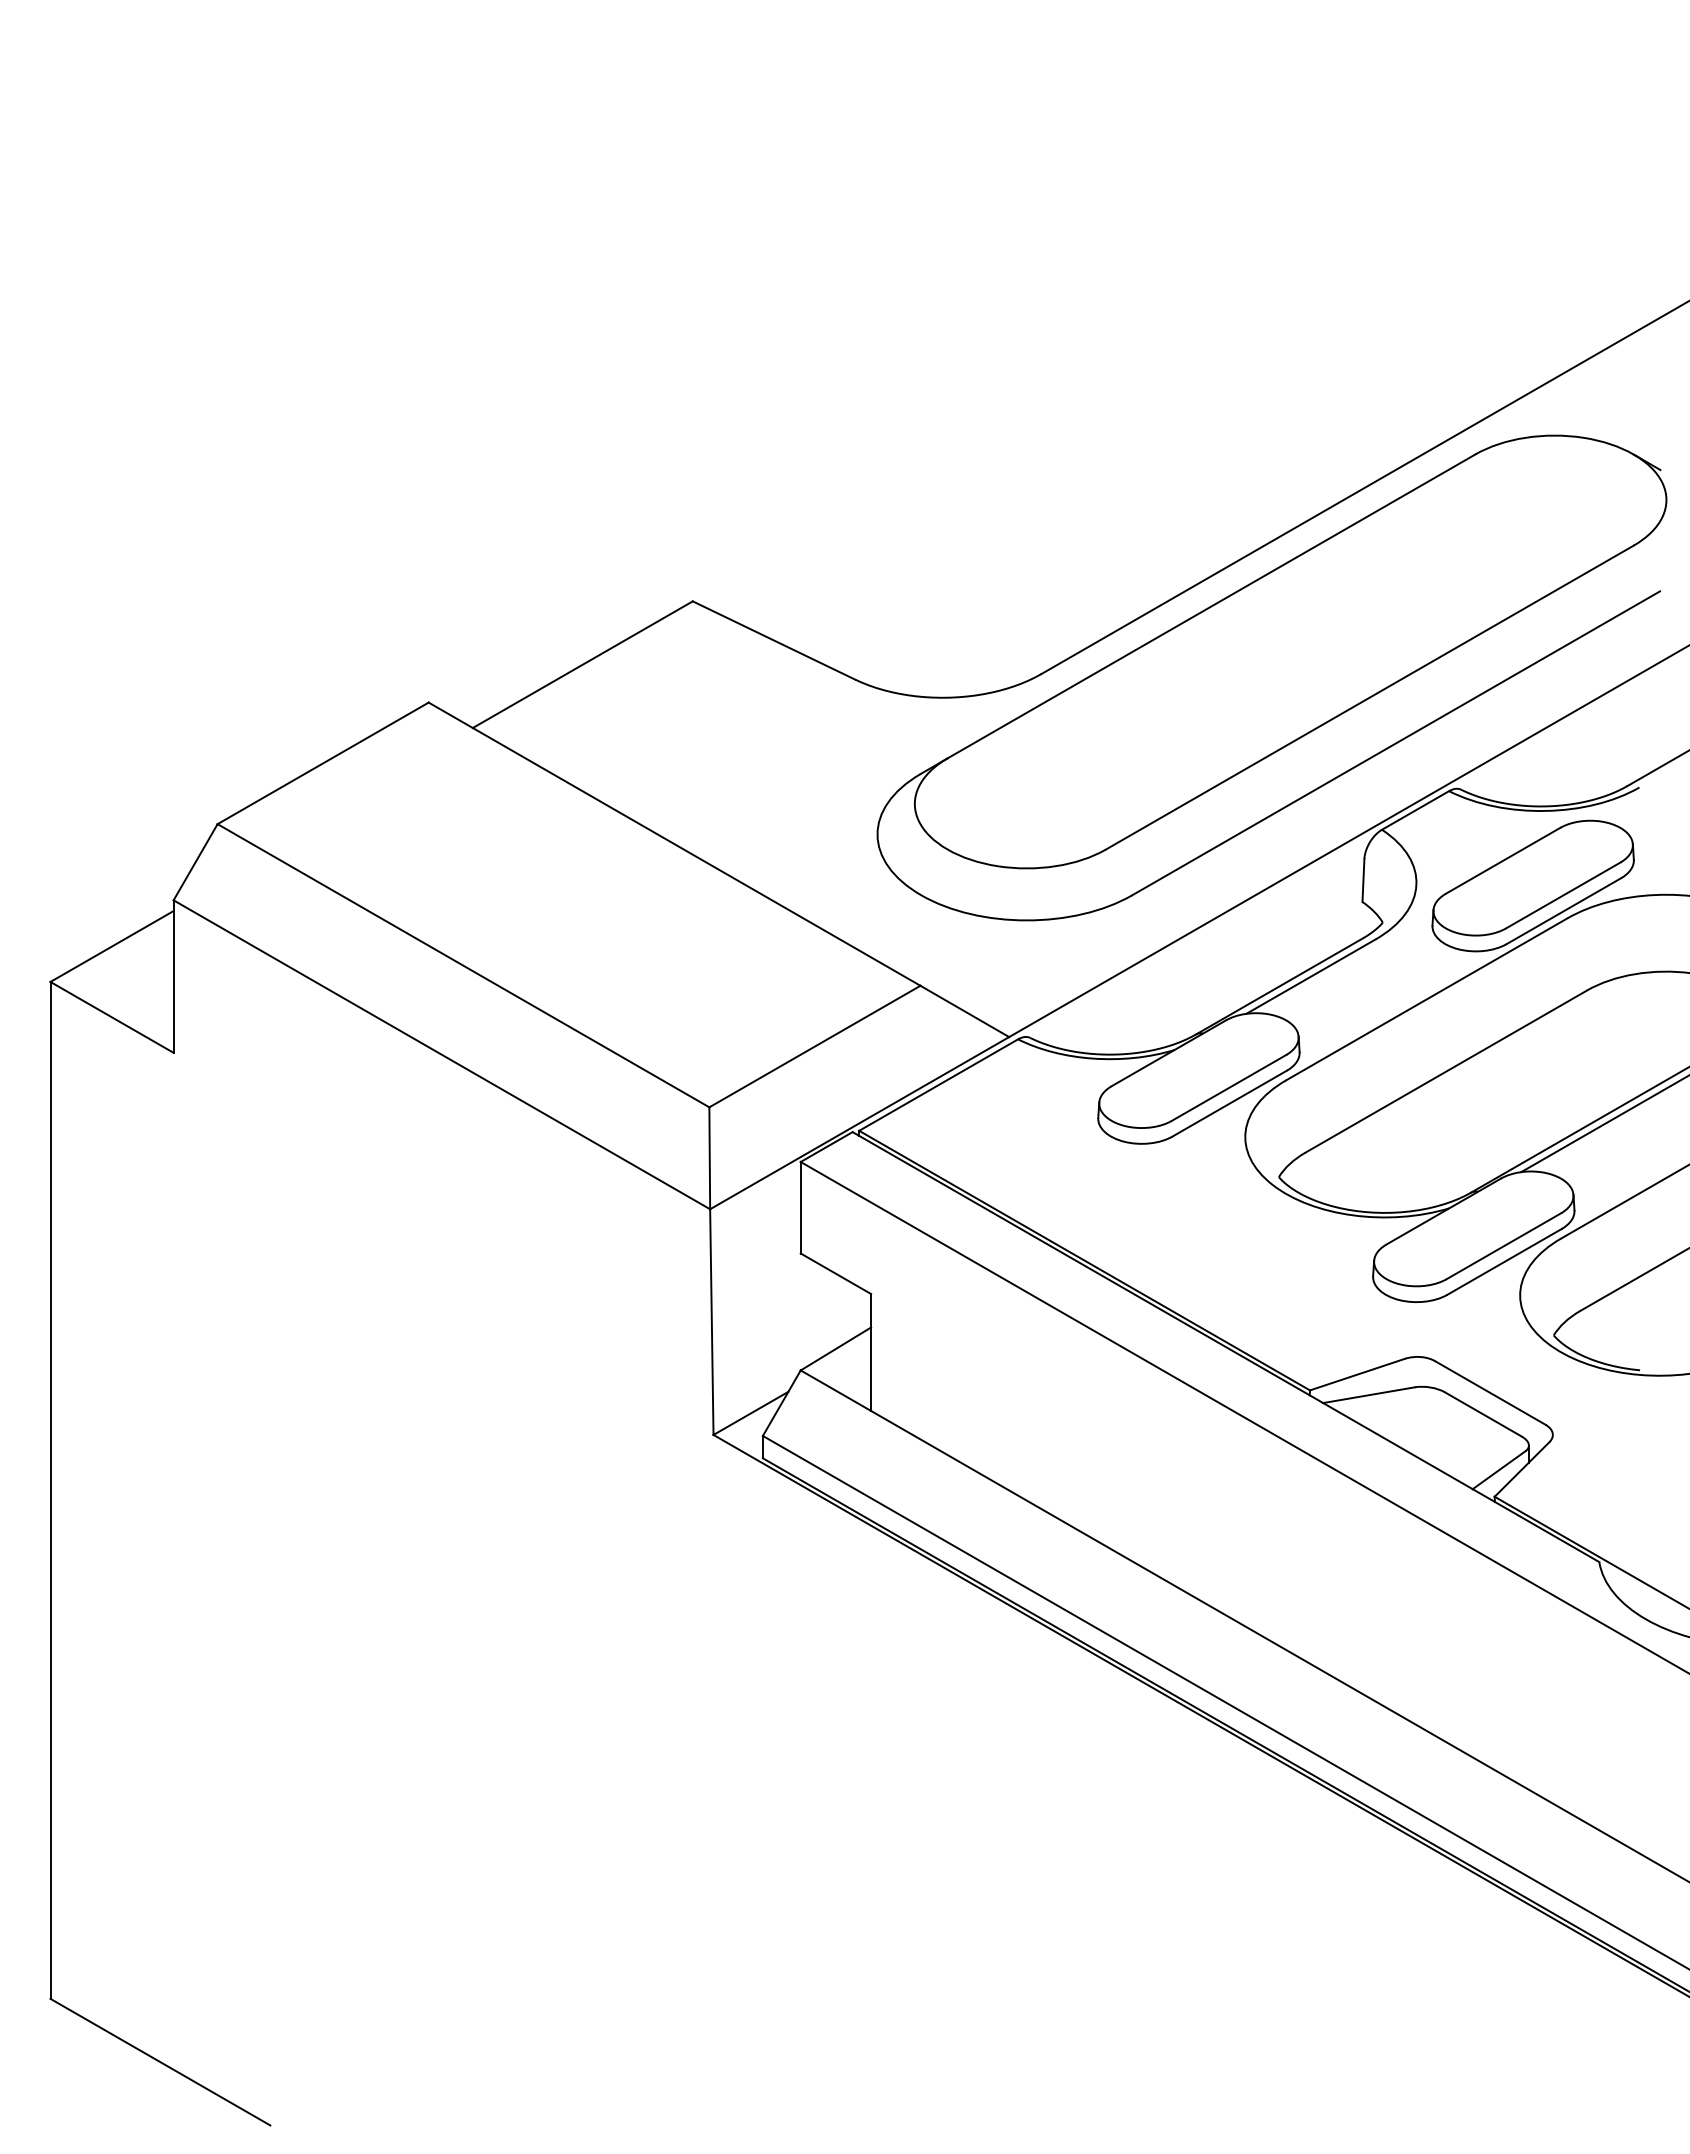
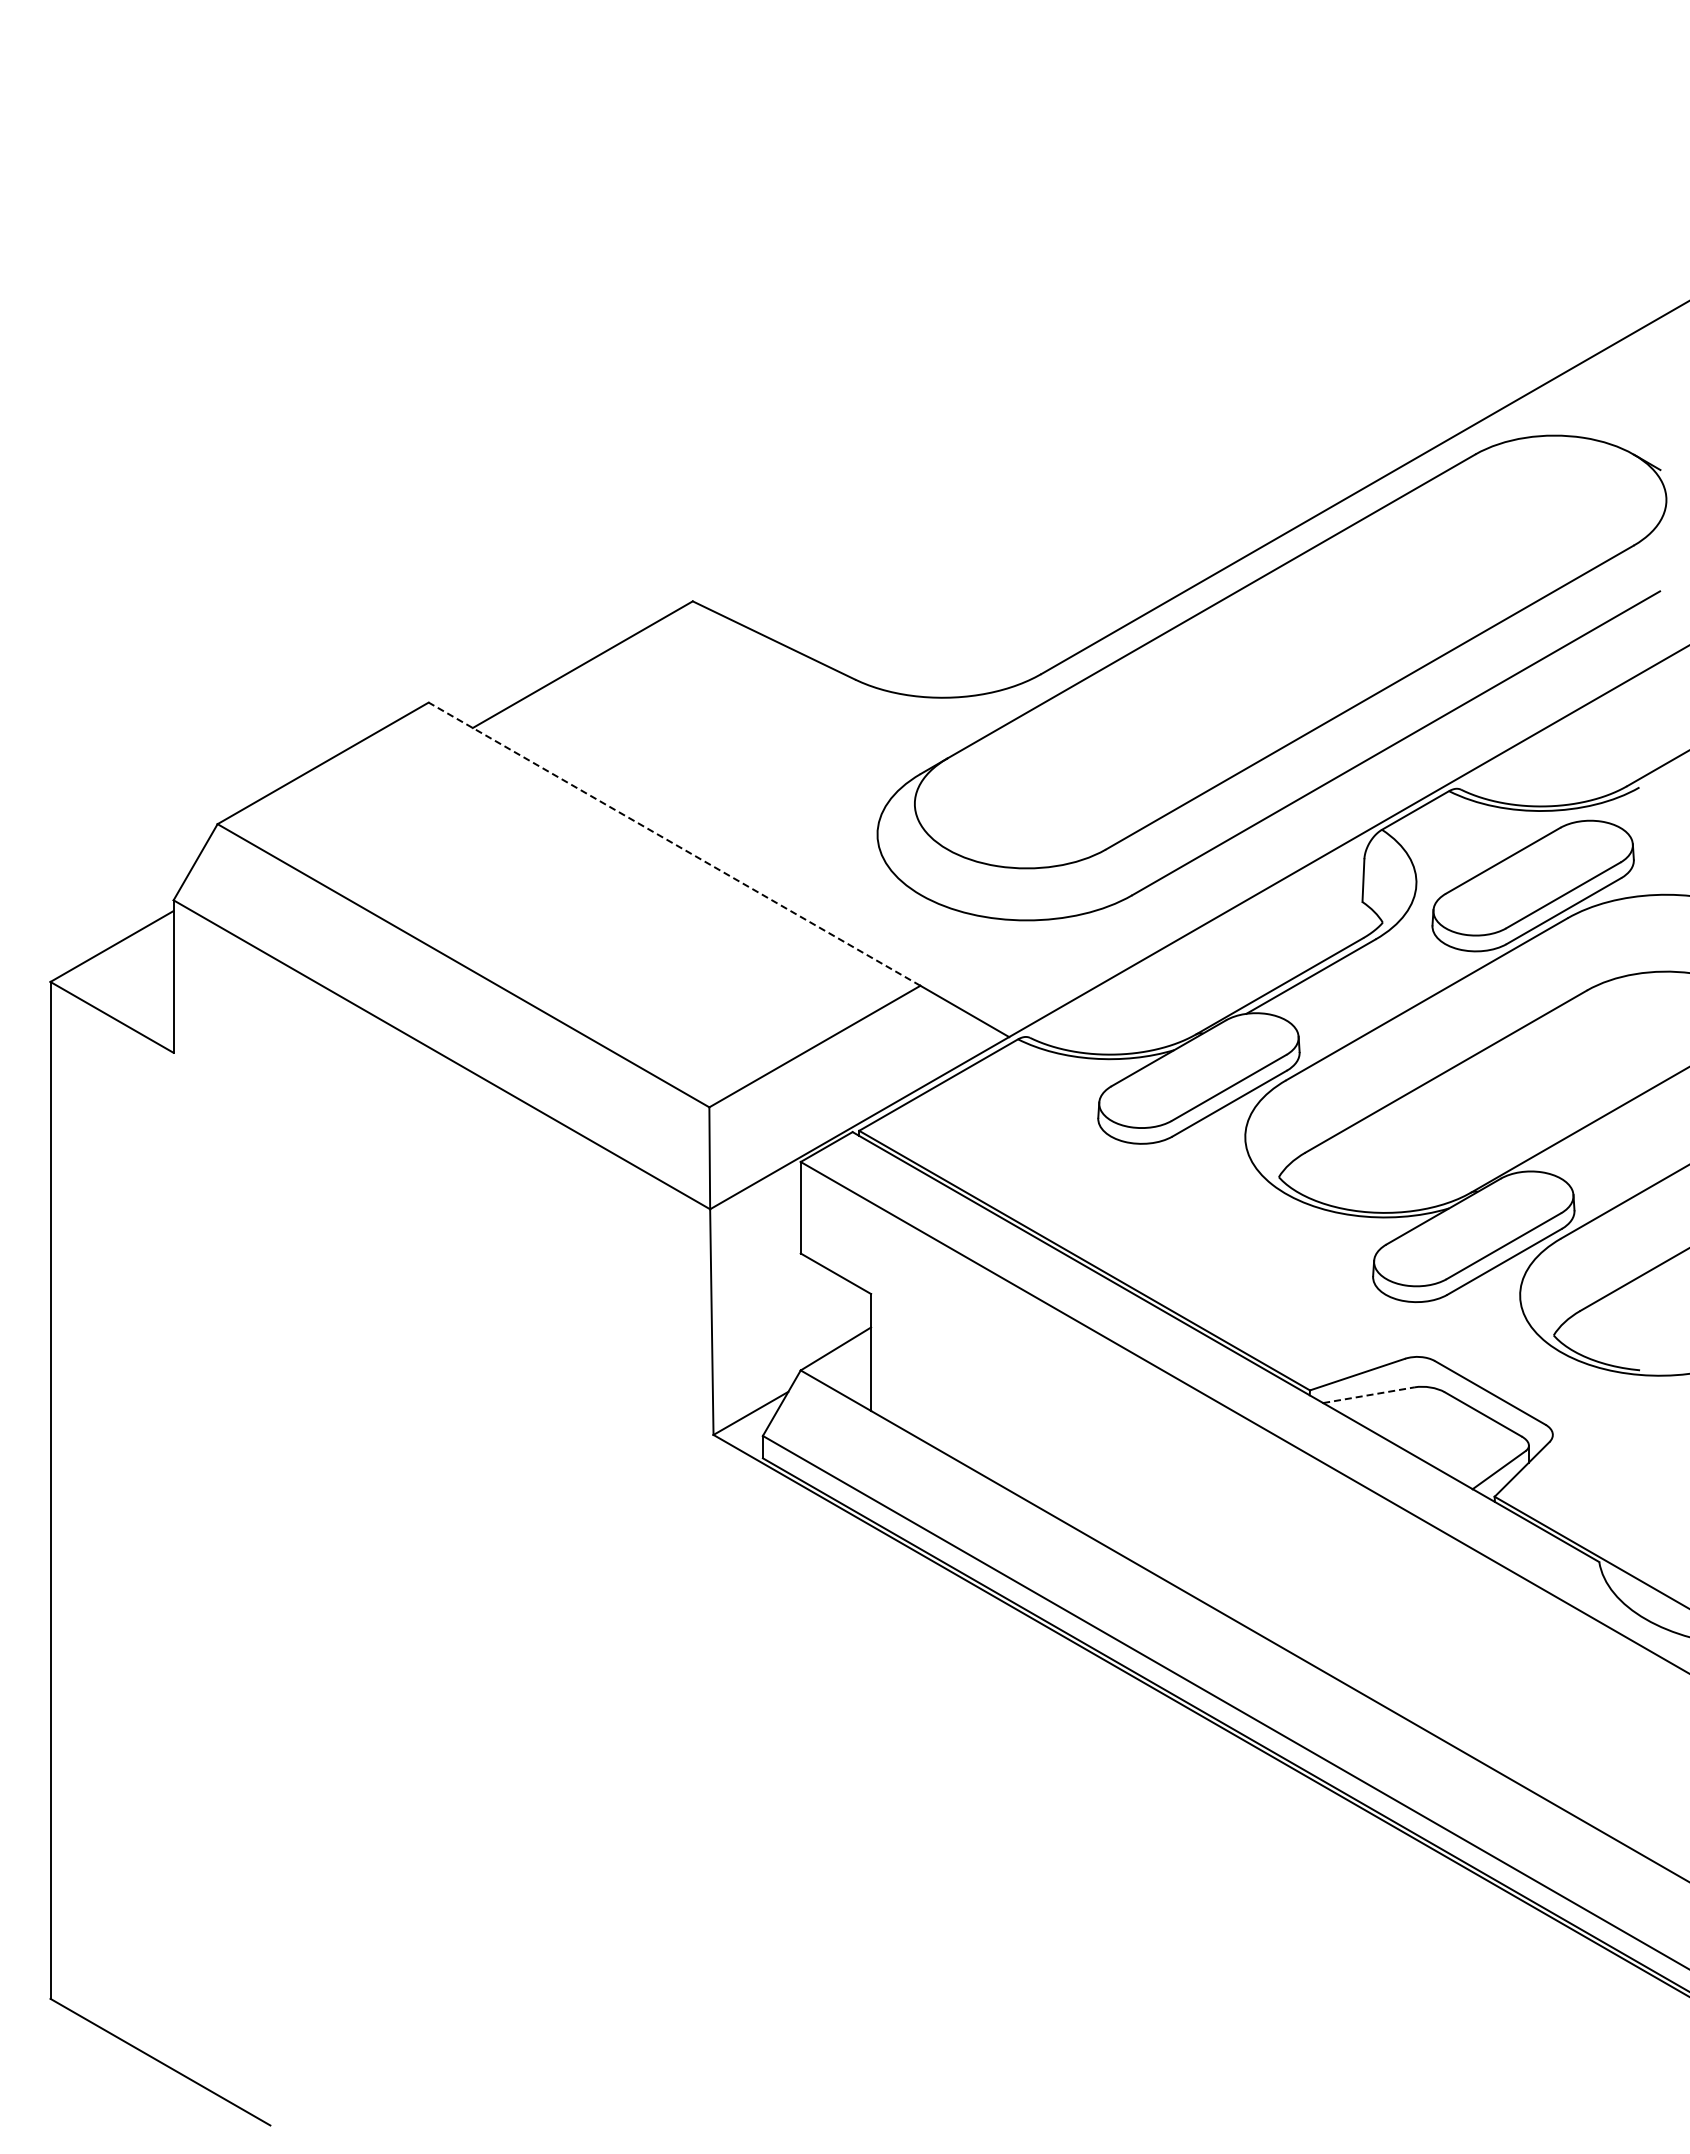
line: solid -> dashed (674, 844)
line: present -> none (1603, 1124)
line: solid -> dashed (1369, 1395)
